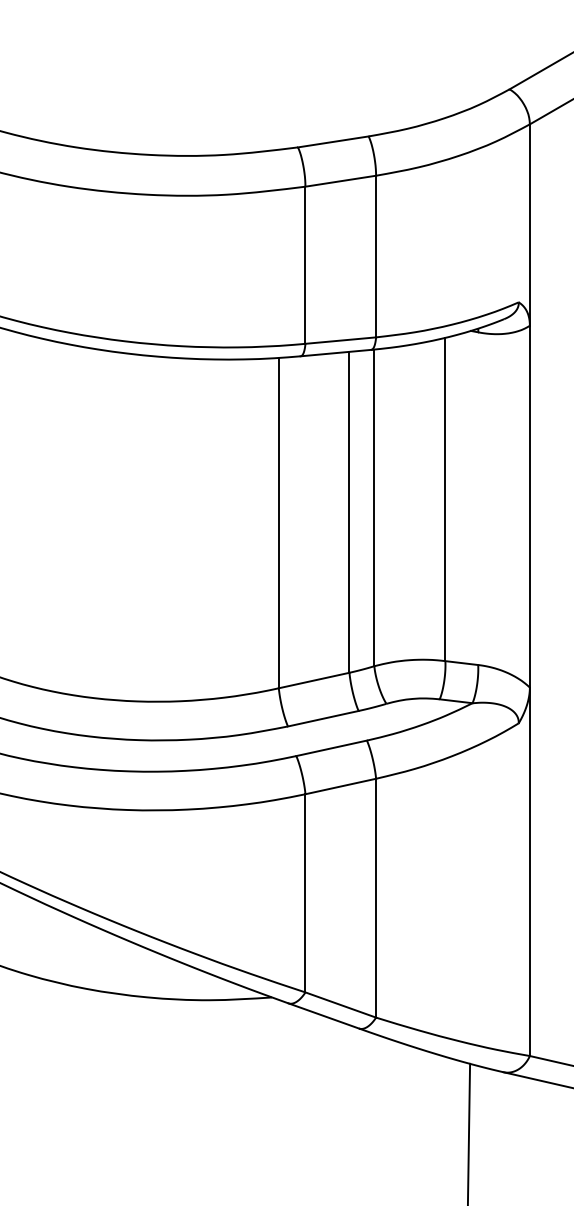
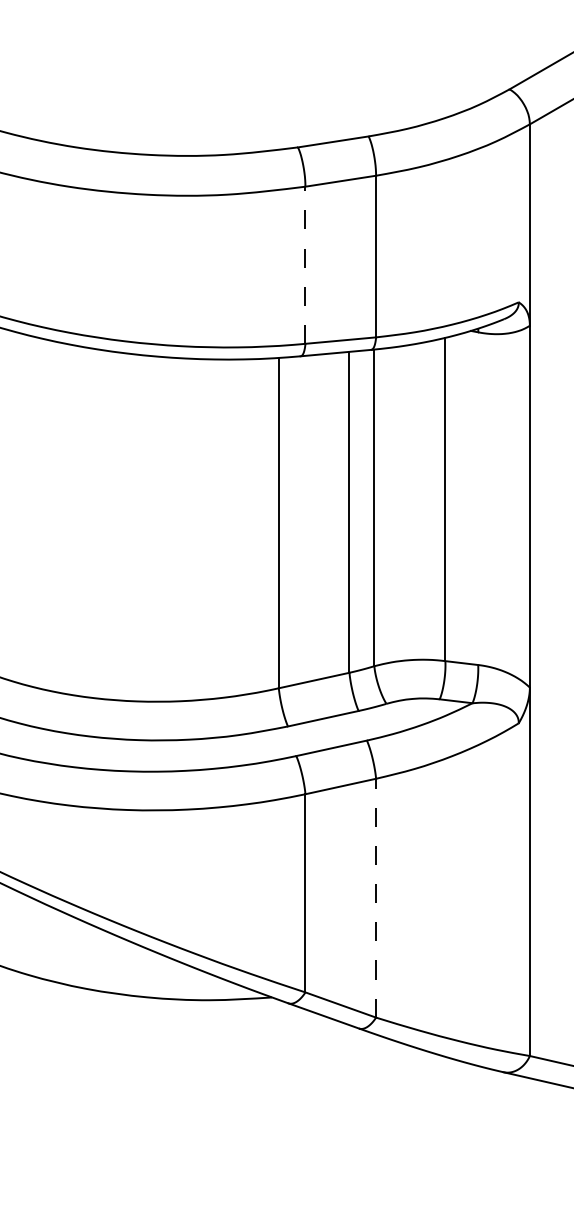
line: solid -> dashed (305, 265)
line: solid -> dashed (376, 897)
line: present -> none (468, 1132)
